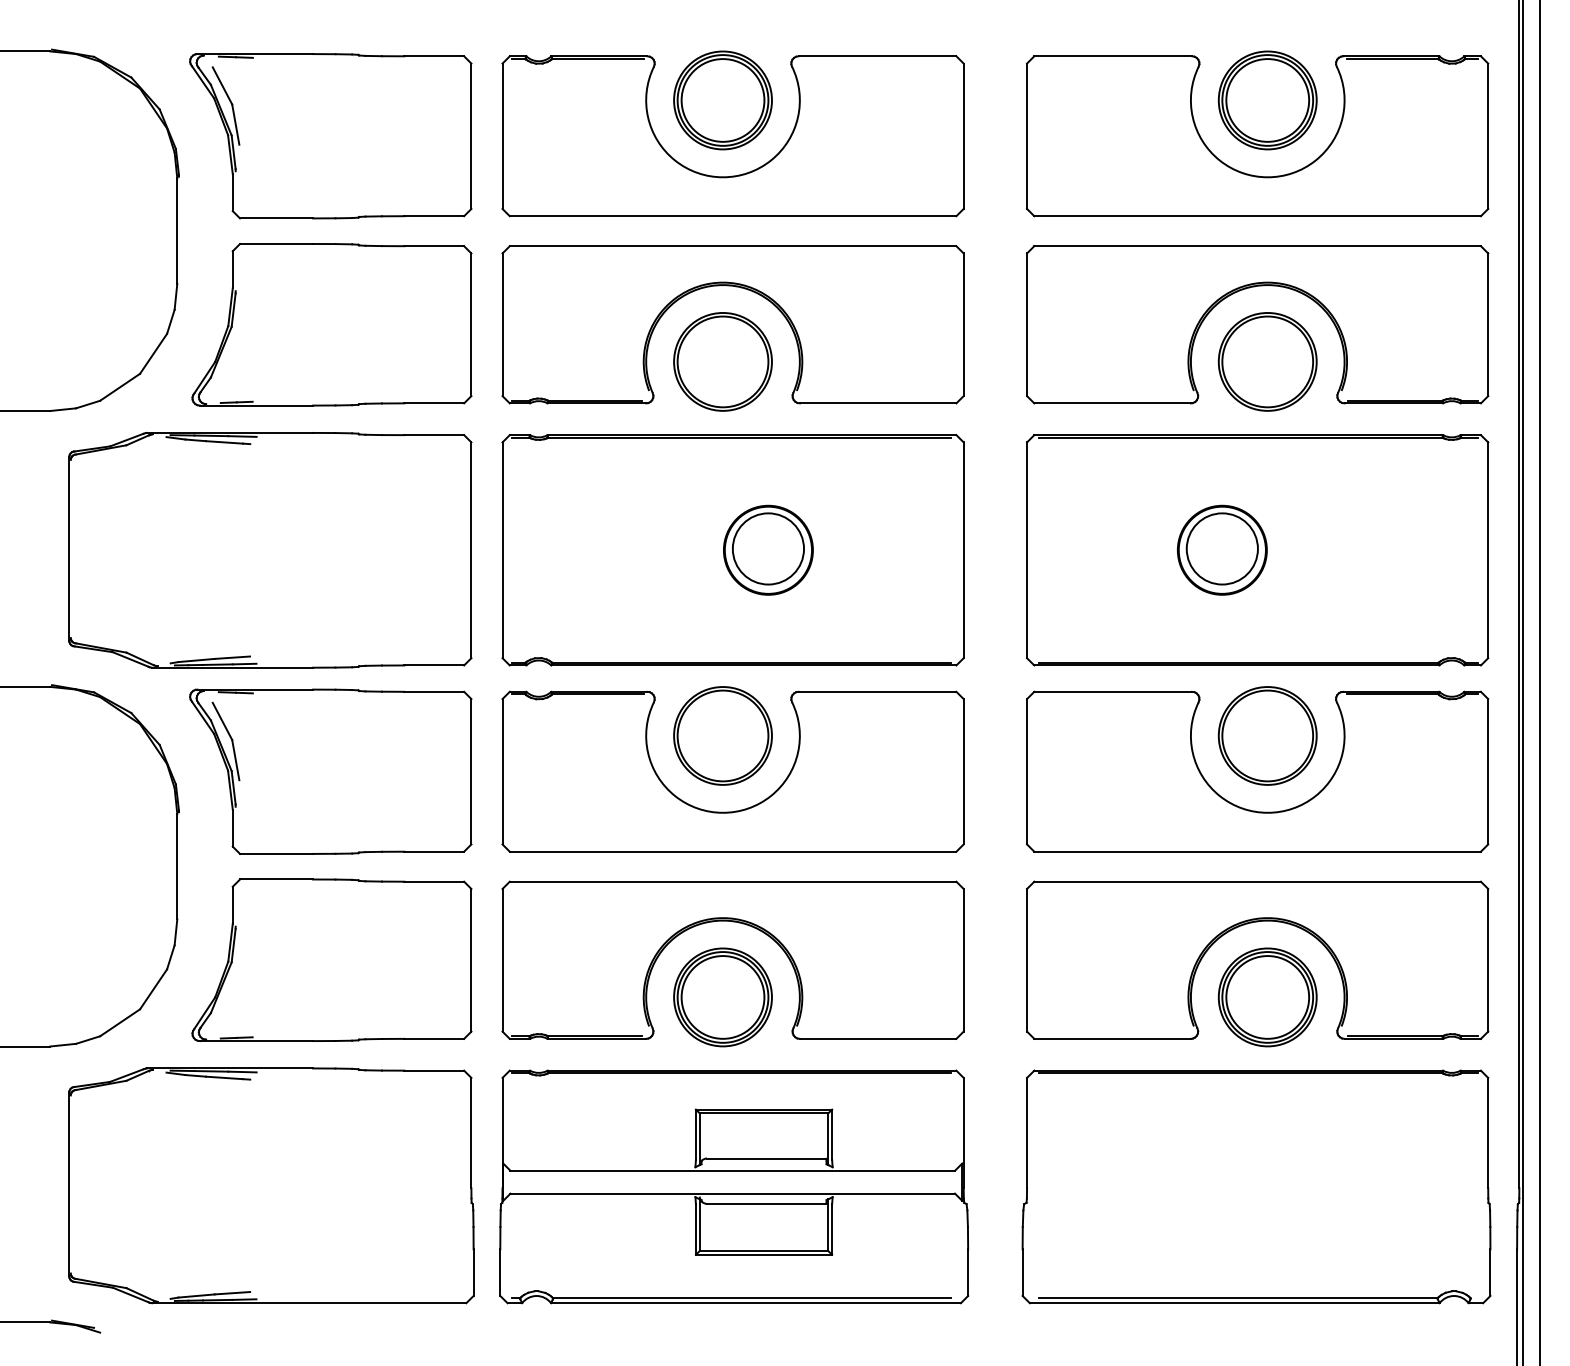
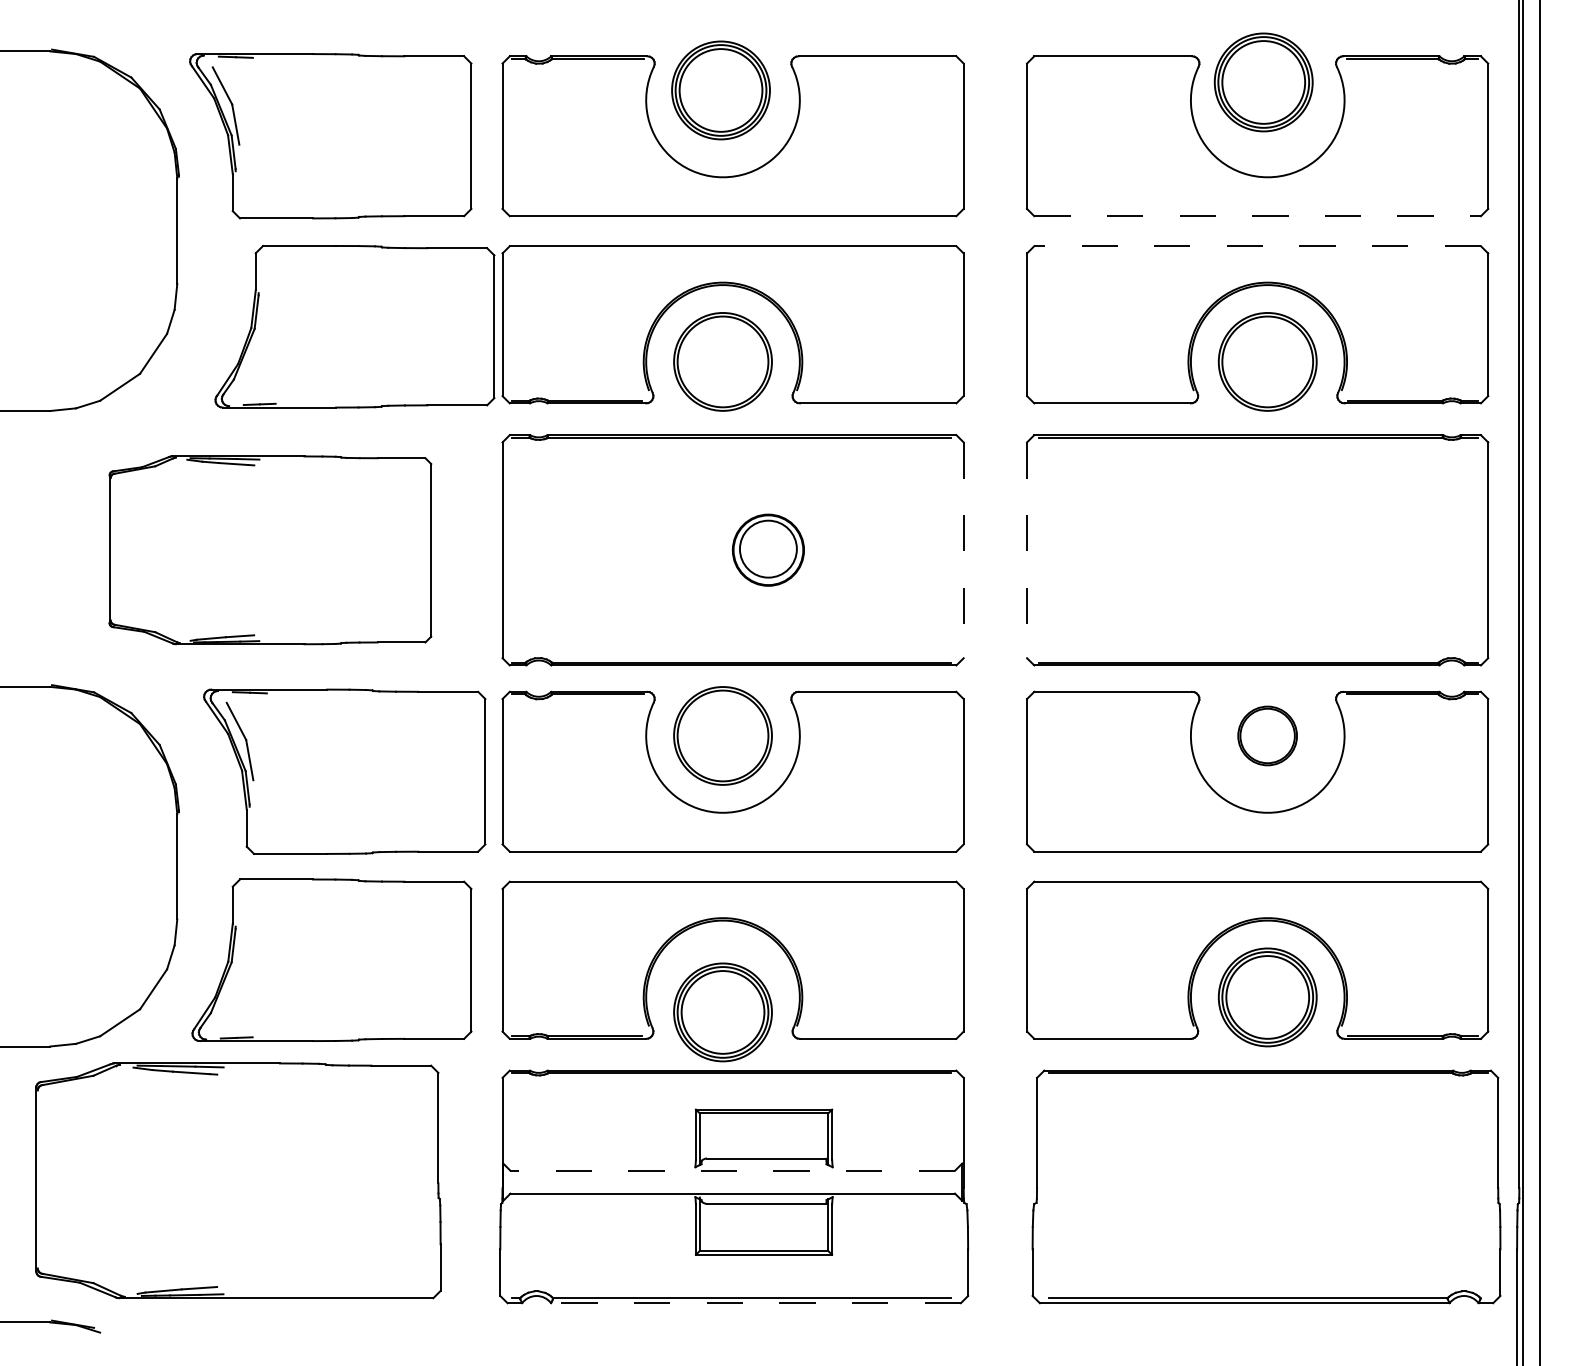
part position: (722, 100) -> (720, 90) (720, 90)
part position: (1267, 100) -> (1263, 82) (1263, 82)
line: solid -> dashed (1258, 216)
line: solid -> dashed (1257, 246)
part position: (331, 324) -> (354, 326) (354, 326)
part size: 91x92 px -> 74x74 px (767, 549)
part: present -> none (1222, 549)
part size: 405x237 px -> 325x191 px (270, 550)
line: solid -> dashed (963, 550)
line: solid -> dashed (1027, 550)
part size: 101x100 px -> 61x62 px (1267, 735)
part position: (330, 771) -> (344, 771) (344, 771)
part position: (722, 997) -> (722, 1012) (722, 1012)
line: solid -> dashed (732, 1170)
part position: (271, 1185) -> (238, 1180) (238, 1180)
part position: (1256, 1186) -> (1266, 1186) (1266, 1186)
line: solid -> dashed (756, 1303)
